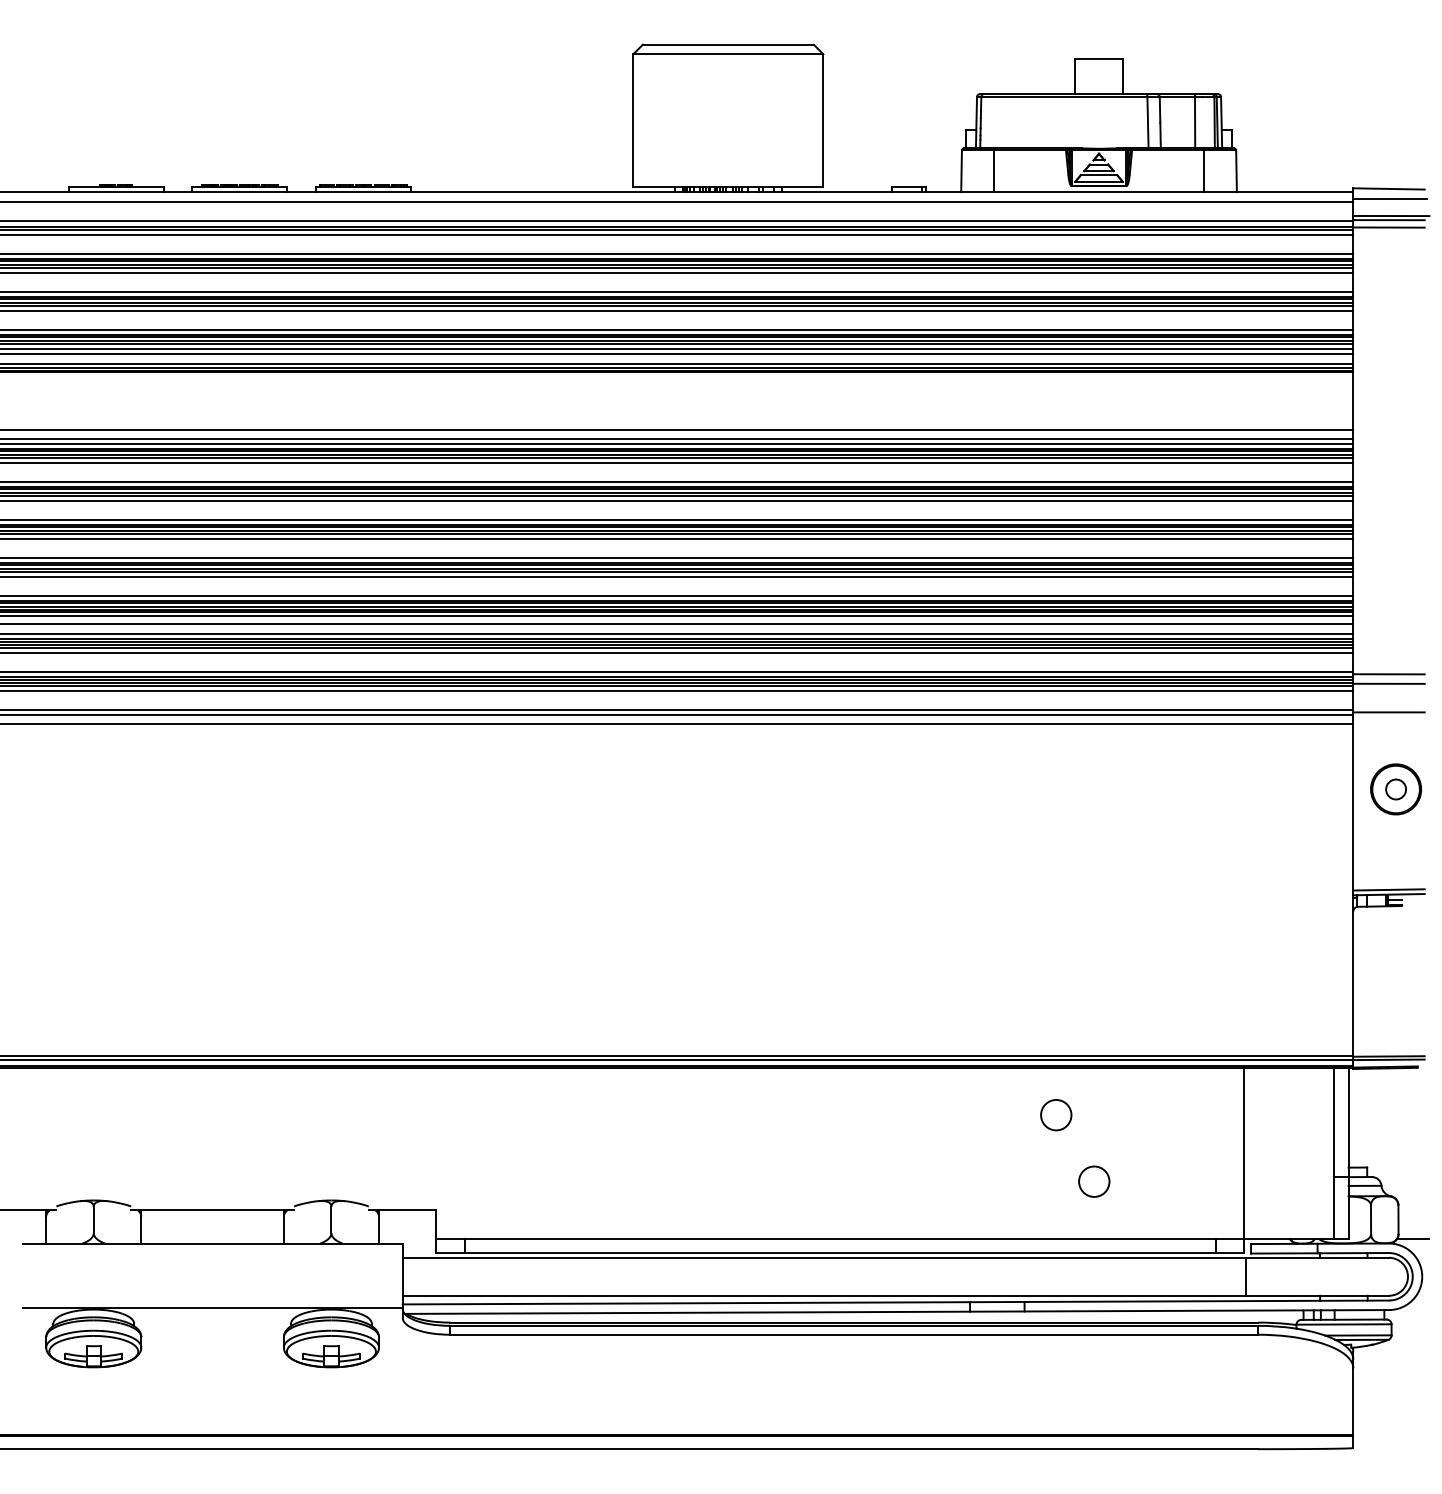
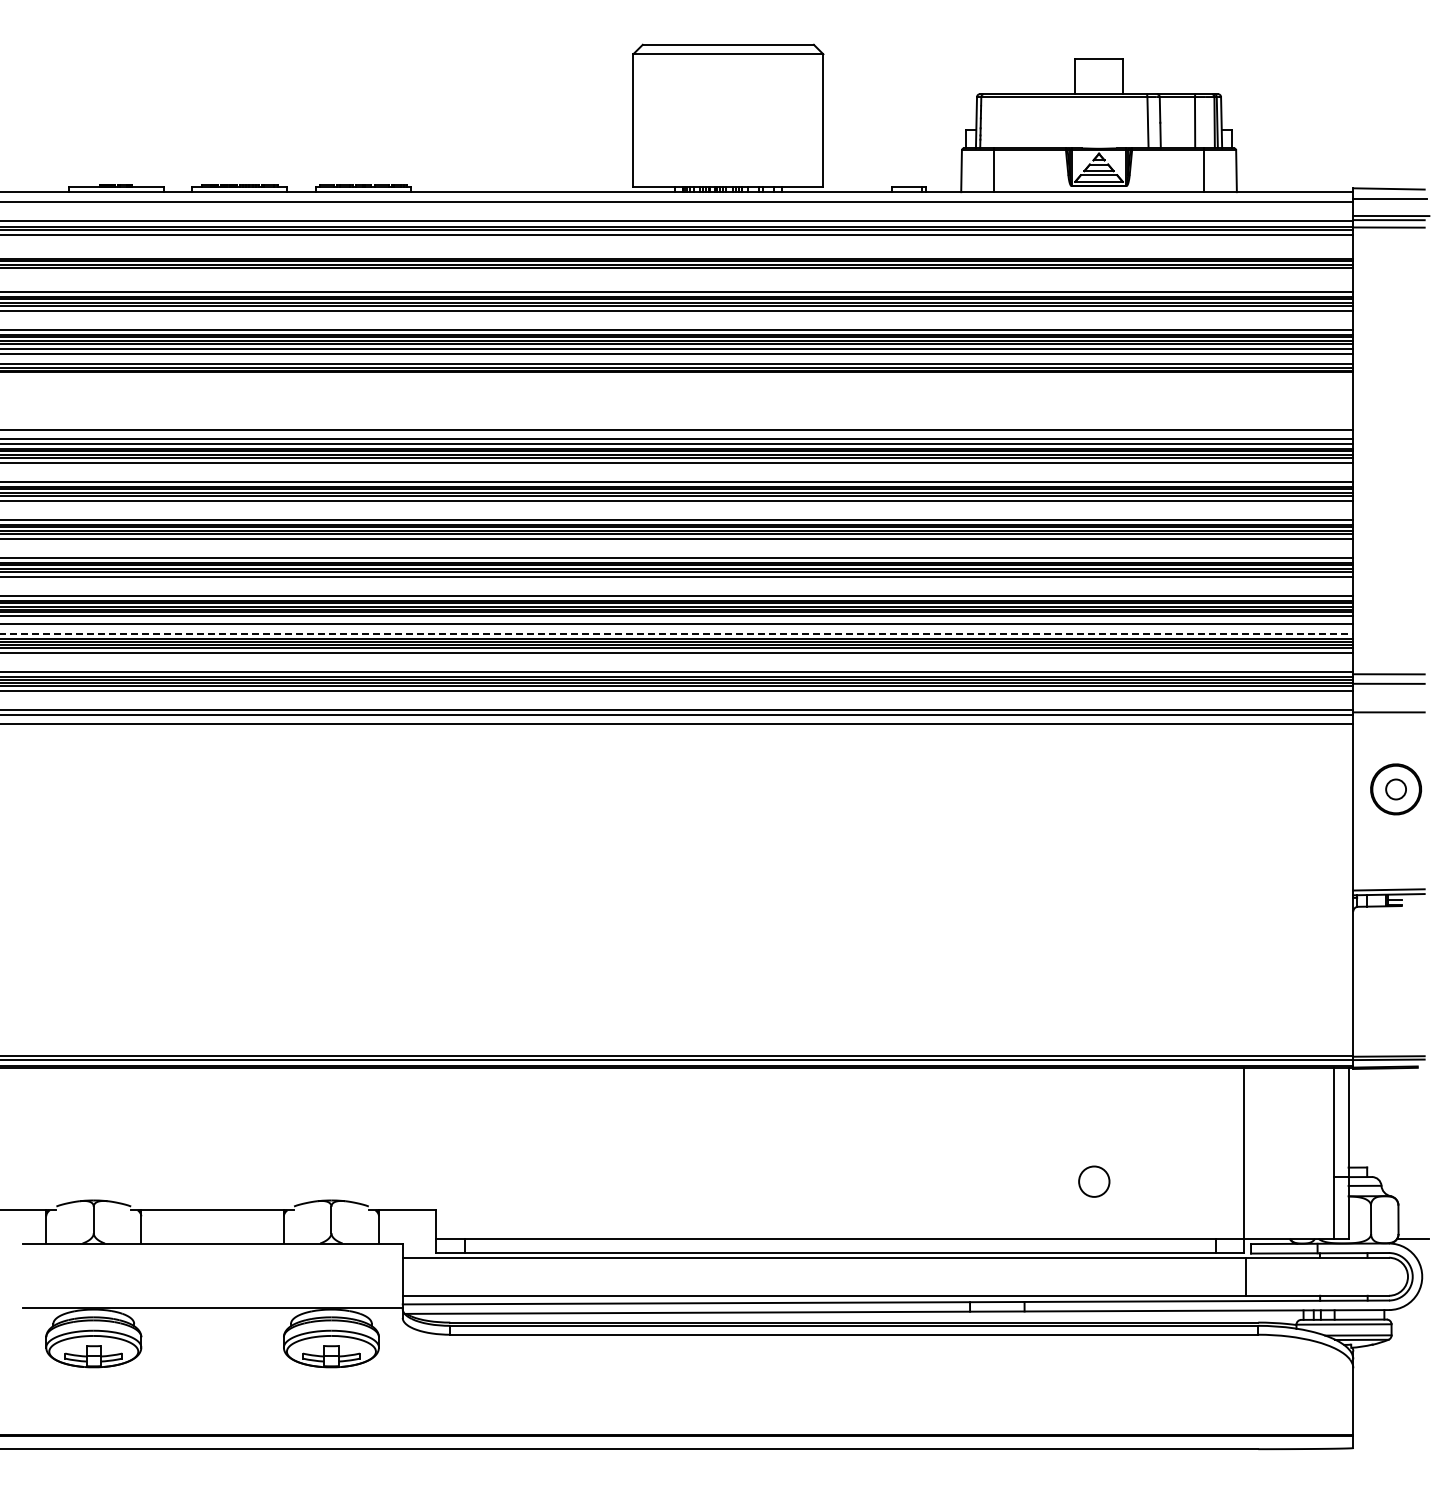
line: present -> none (677, 253)
line: present -> none (677, 272)
line: solid -> dashed (677, 634)
circle: present -> none (1056, 1115)
